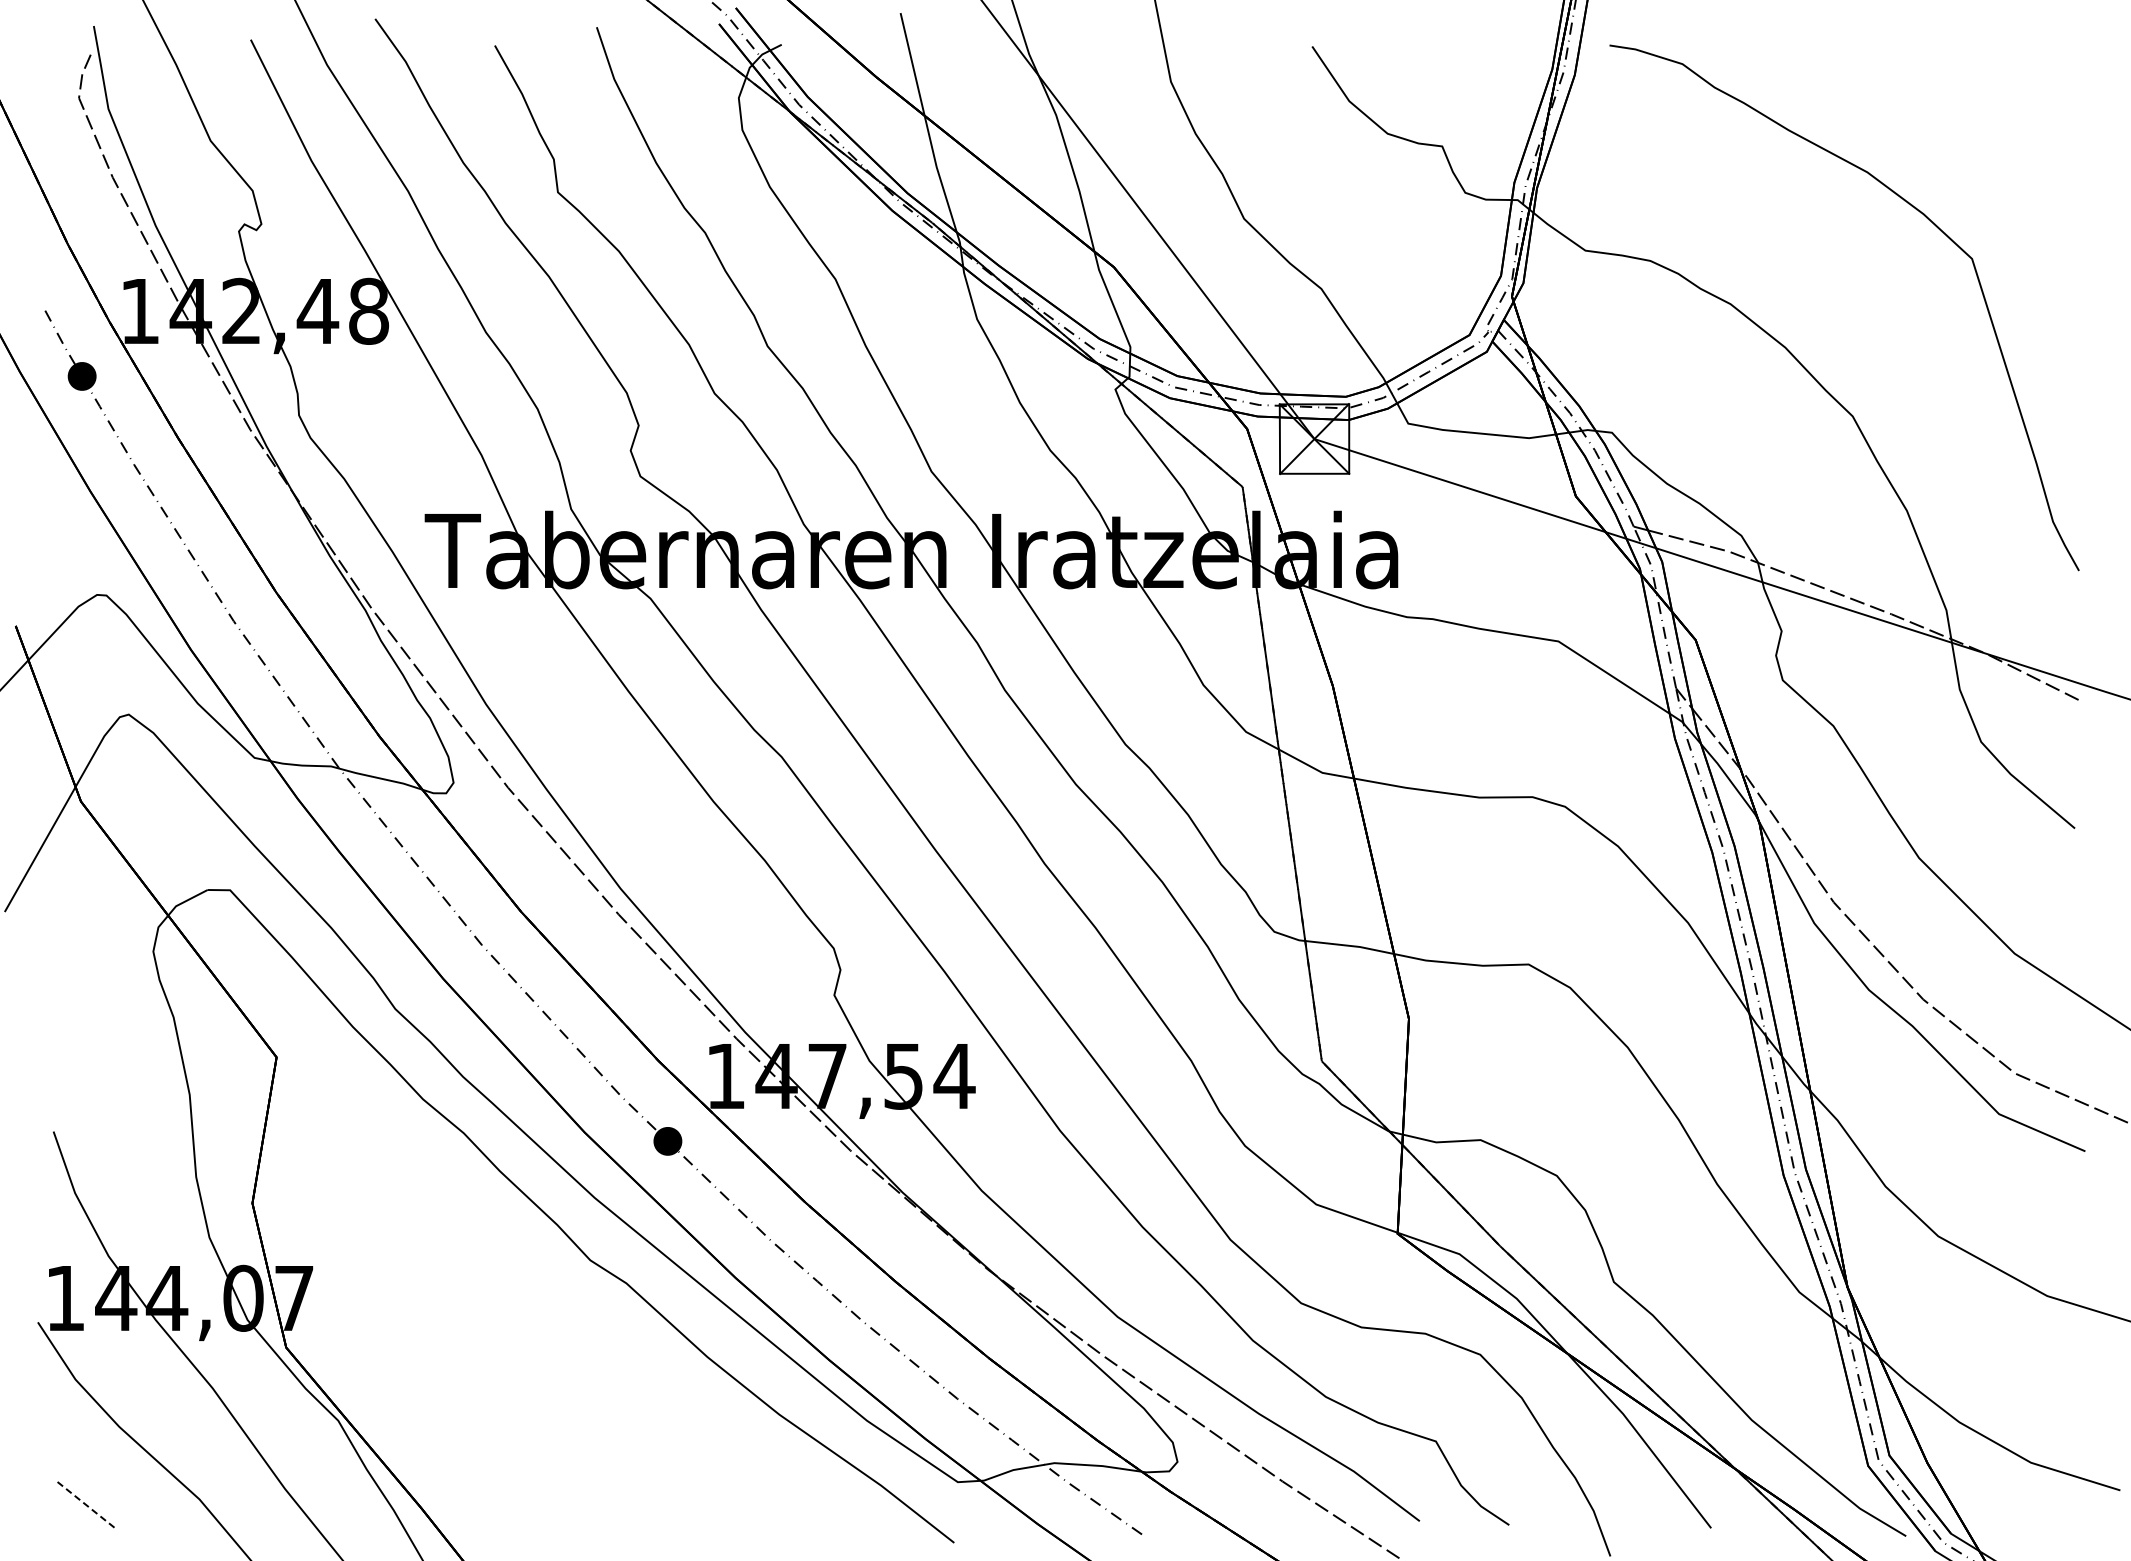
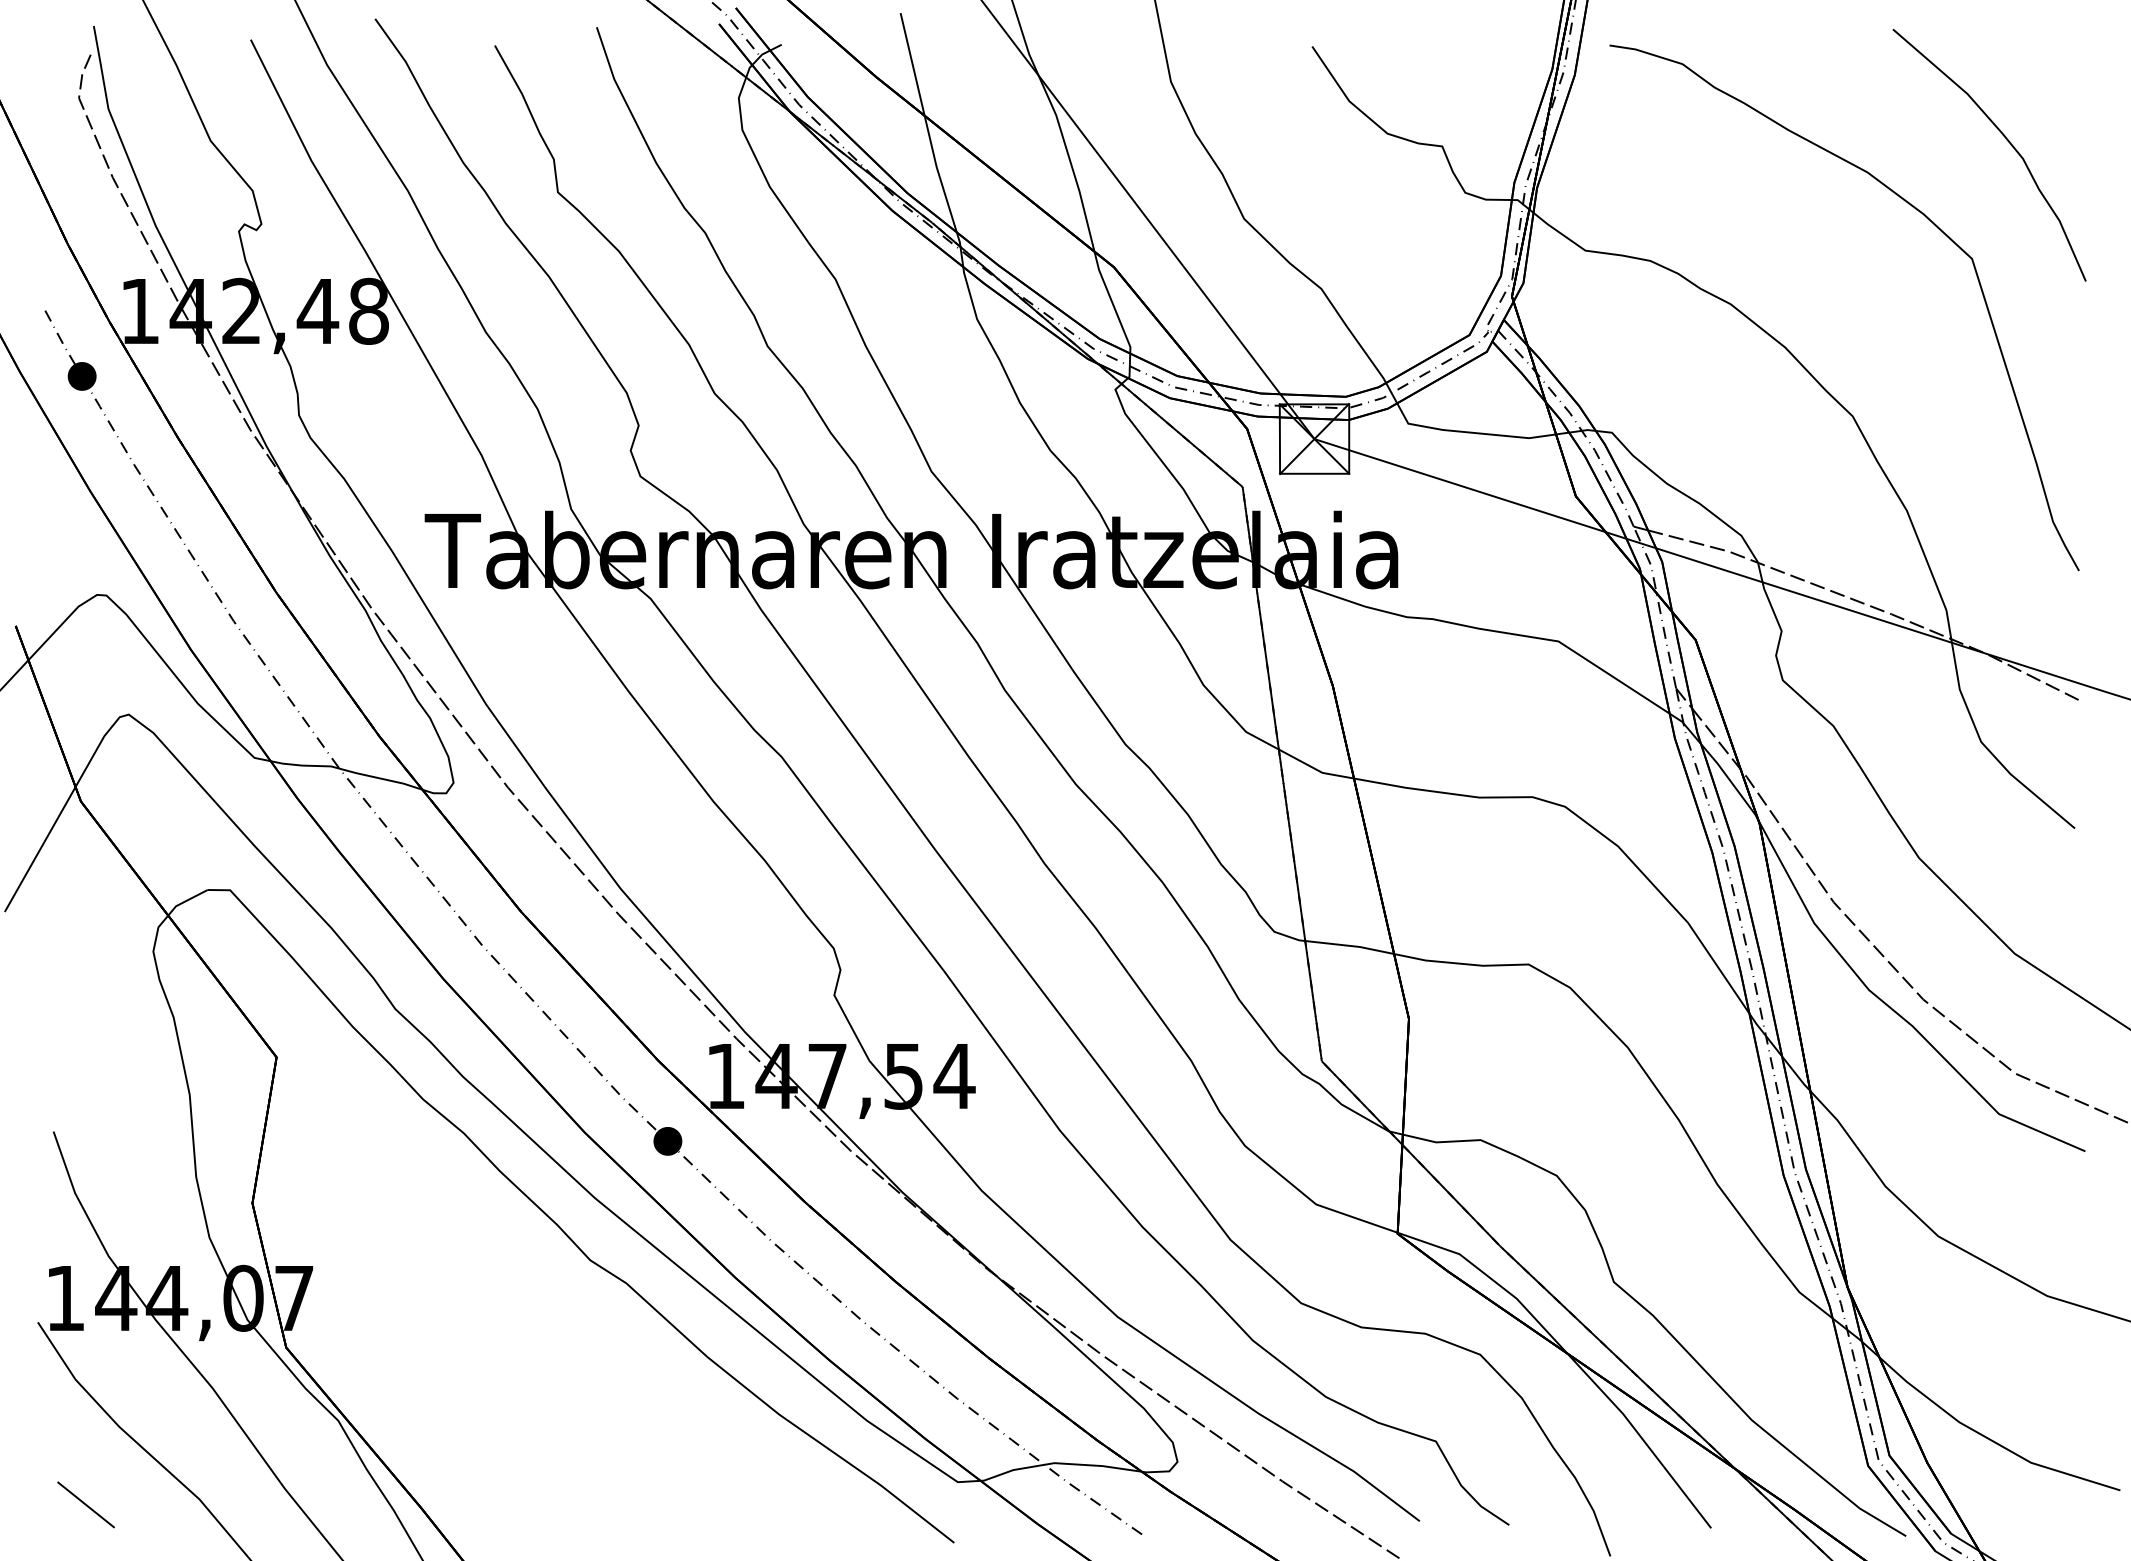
curve: none -> present (2006, 140)
line: dashed -> solid (86, 1504)
